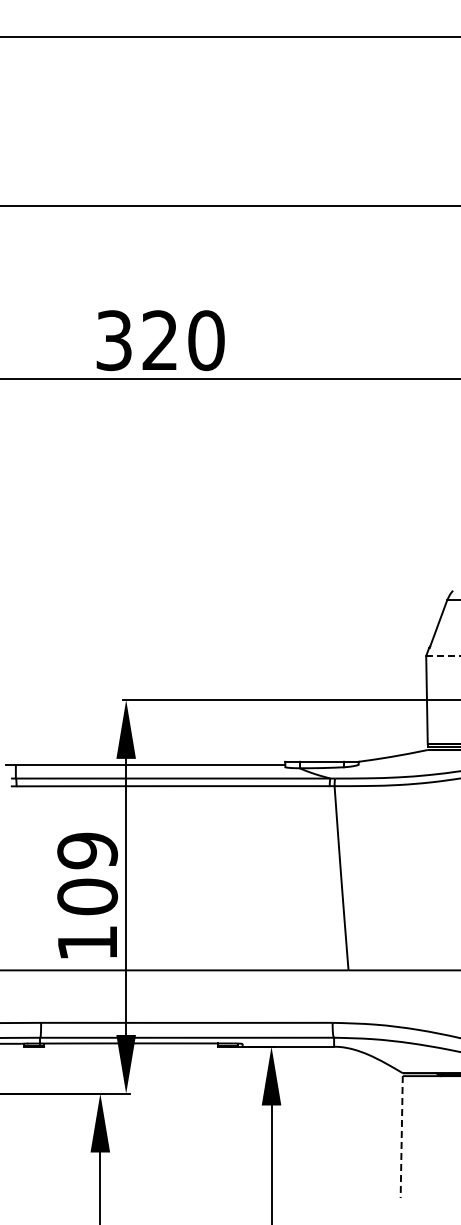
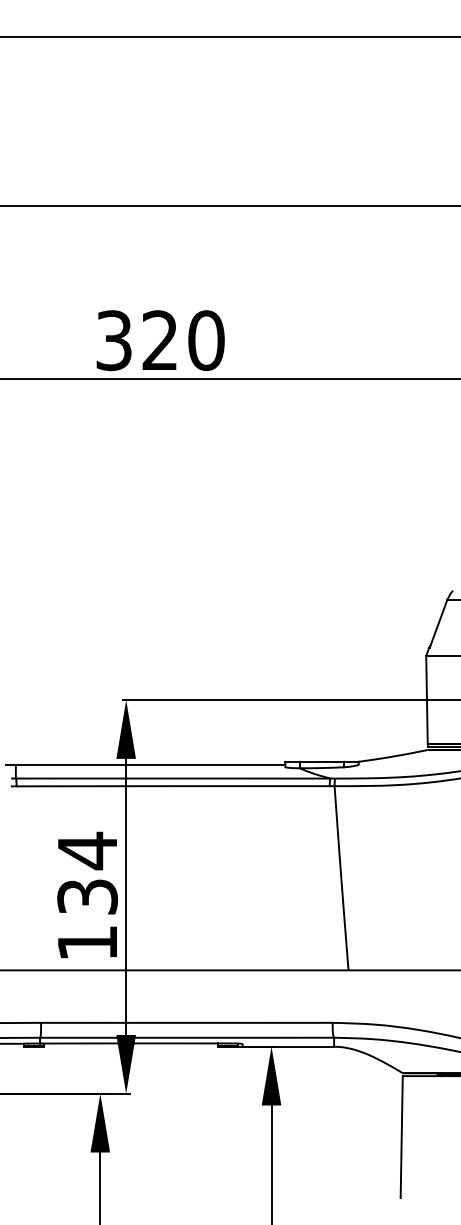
line: dashed -> solid (443, 656)
text: 109 -> 134 (87, 873)
line: dashed -> solid (401, 1137)
